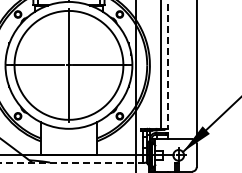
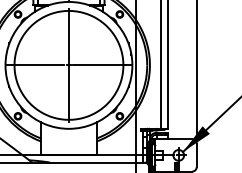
line: dashed -> solid (167, 65)
line: dashed -> solid (72, 162)
